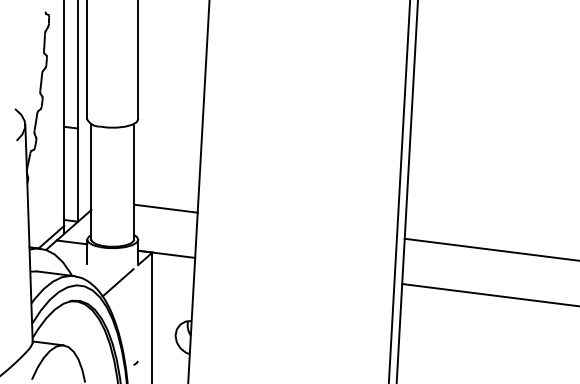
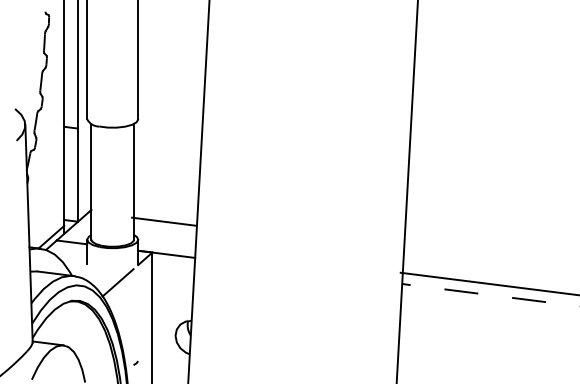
line: present -> none (399, 191)
line position: (165, 208) -> (163, 221) (163, 221)
line position: (490, 249) -> (488, 283) (488, 283)
line: solid -> dashed (490, 295)
